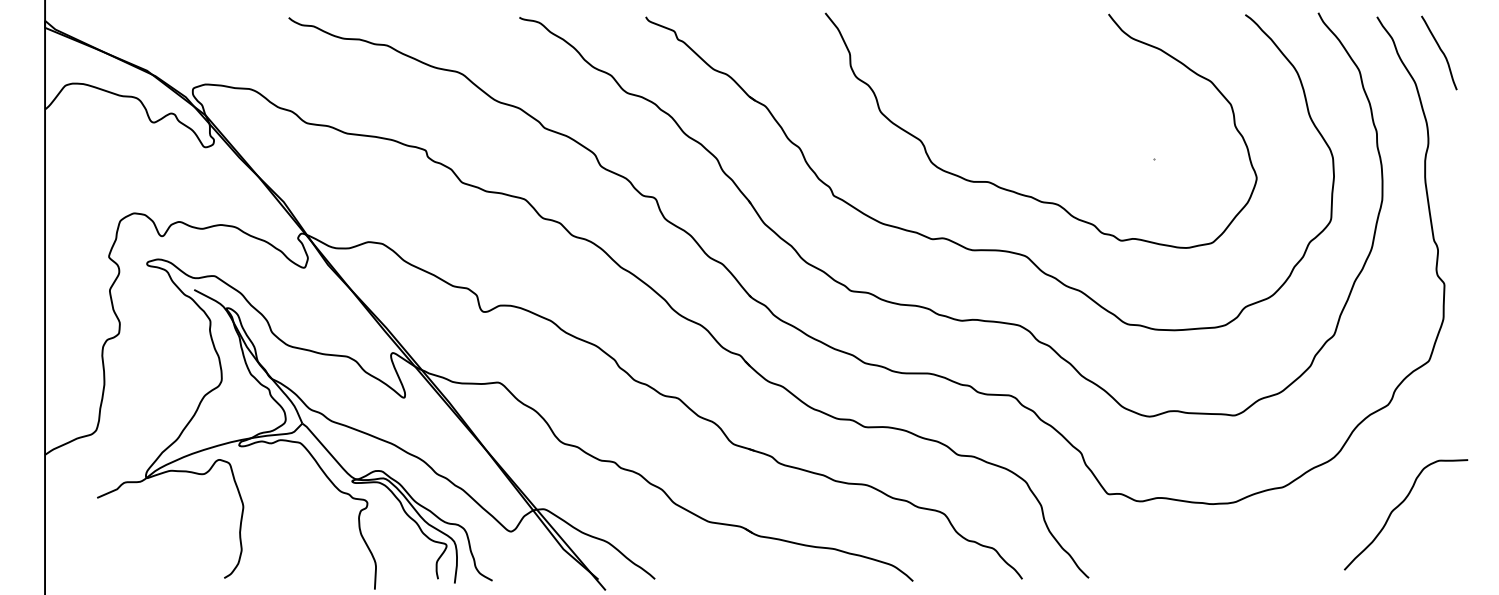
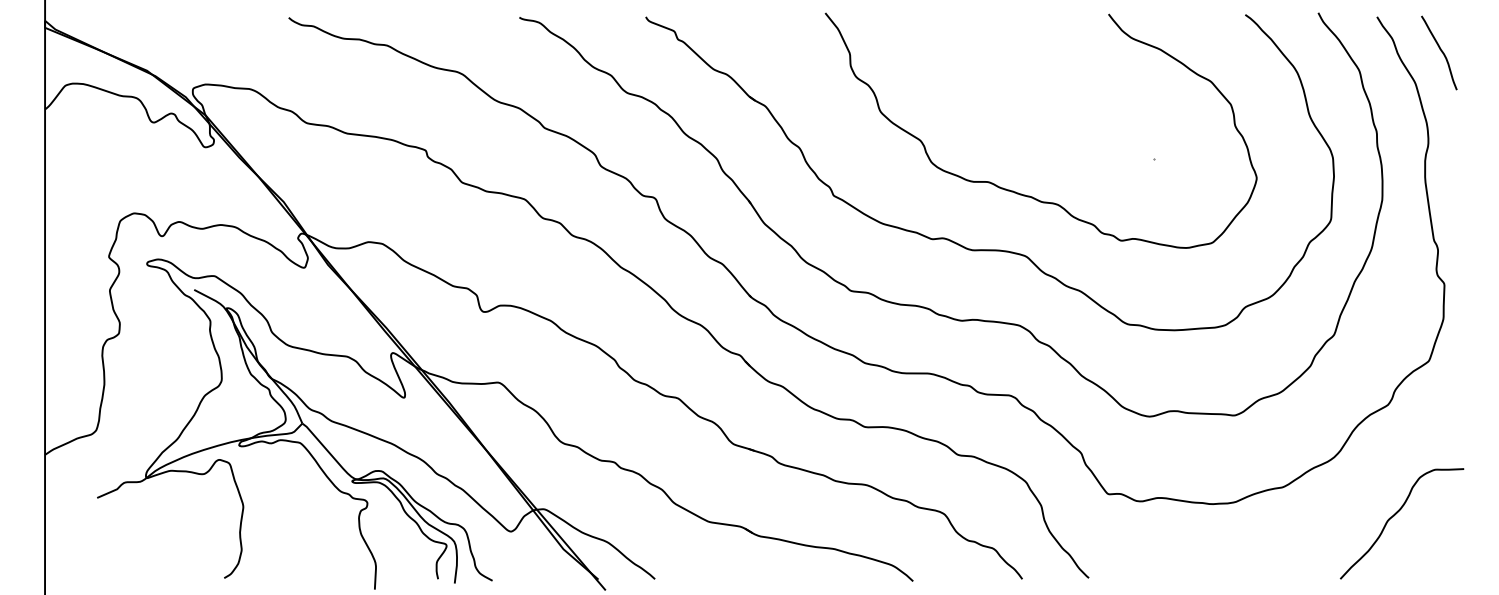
curve position: (1399, 506) -> (1395, 515) (1395, 515)
